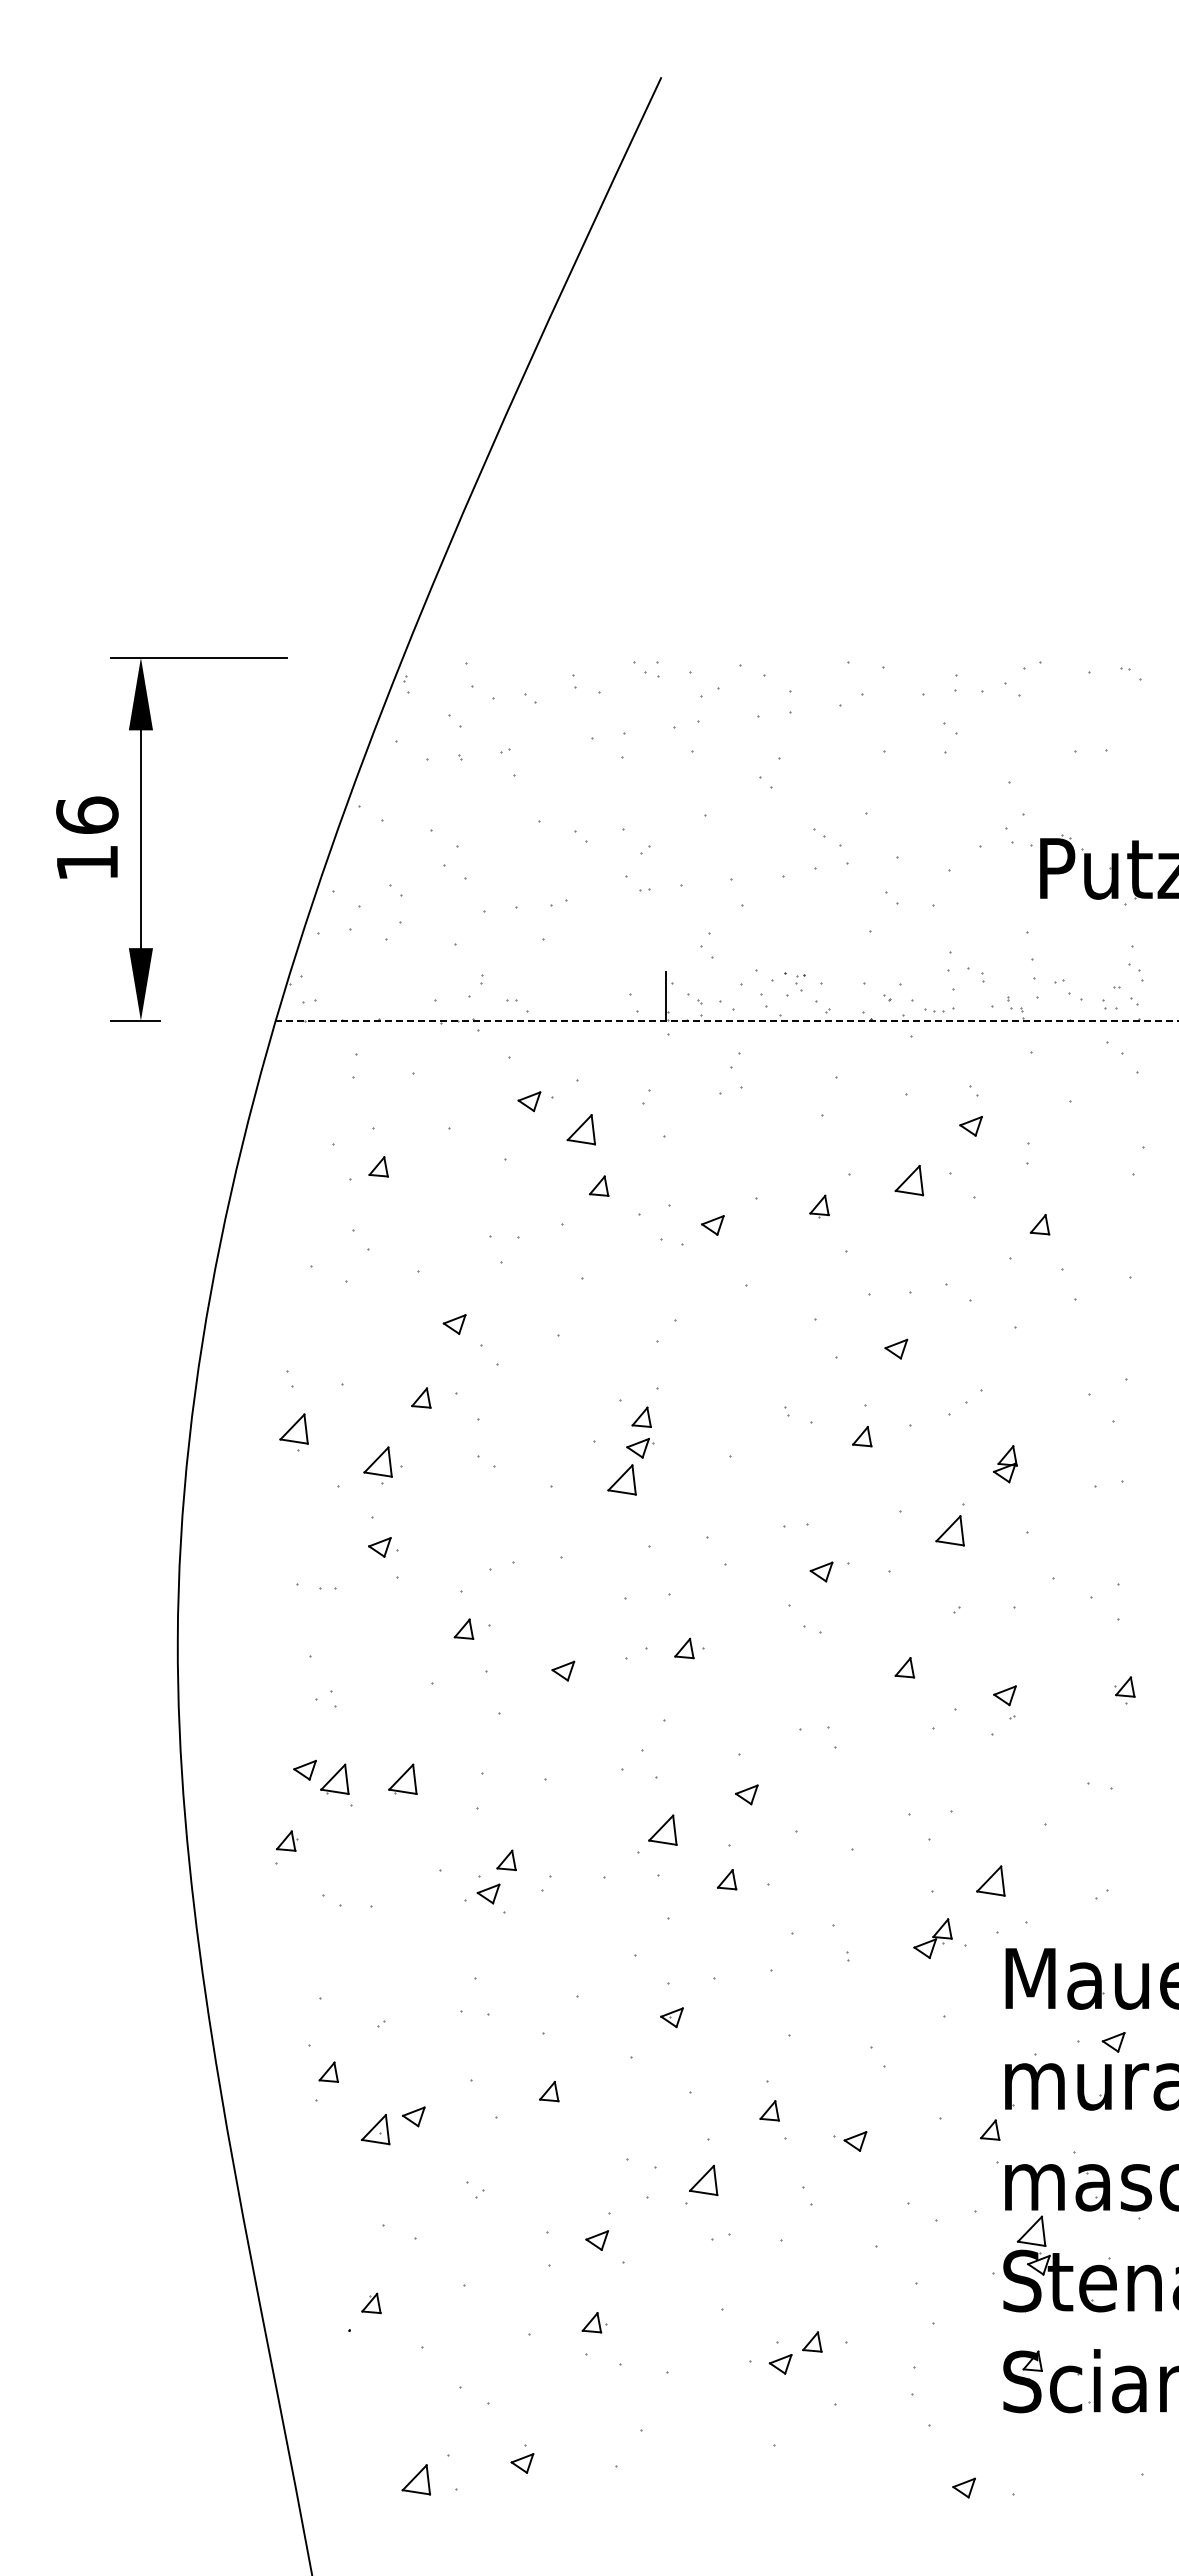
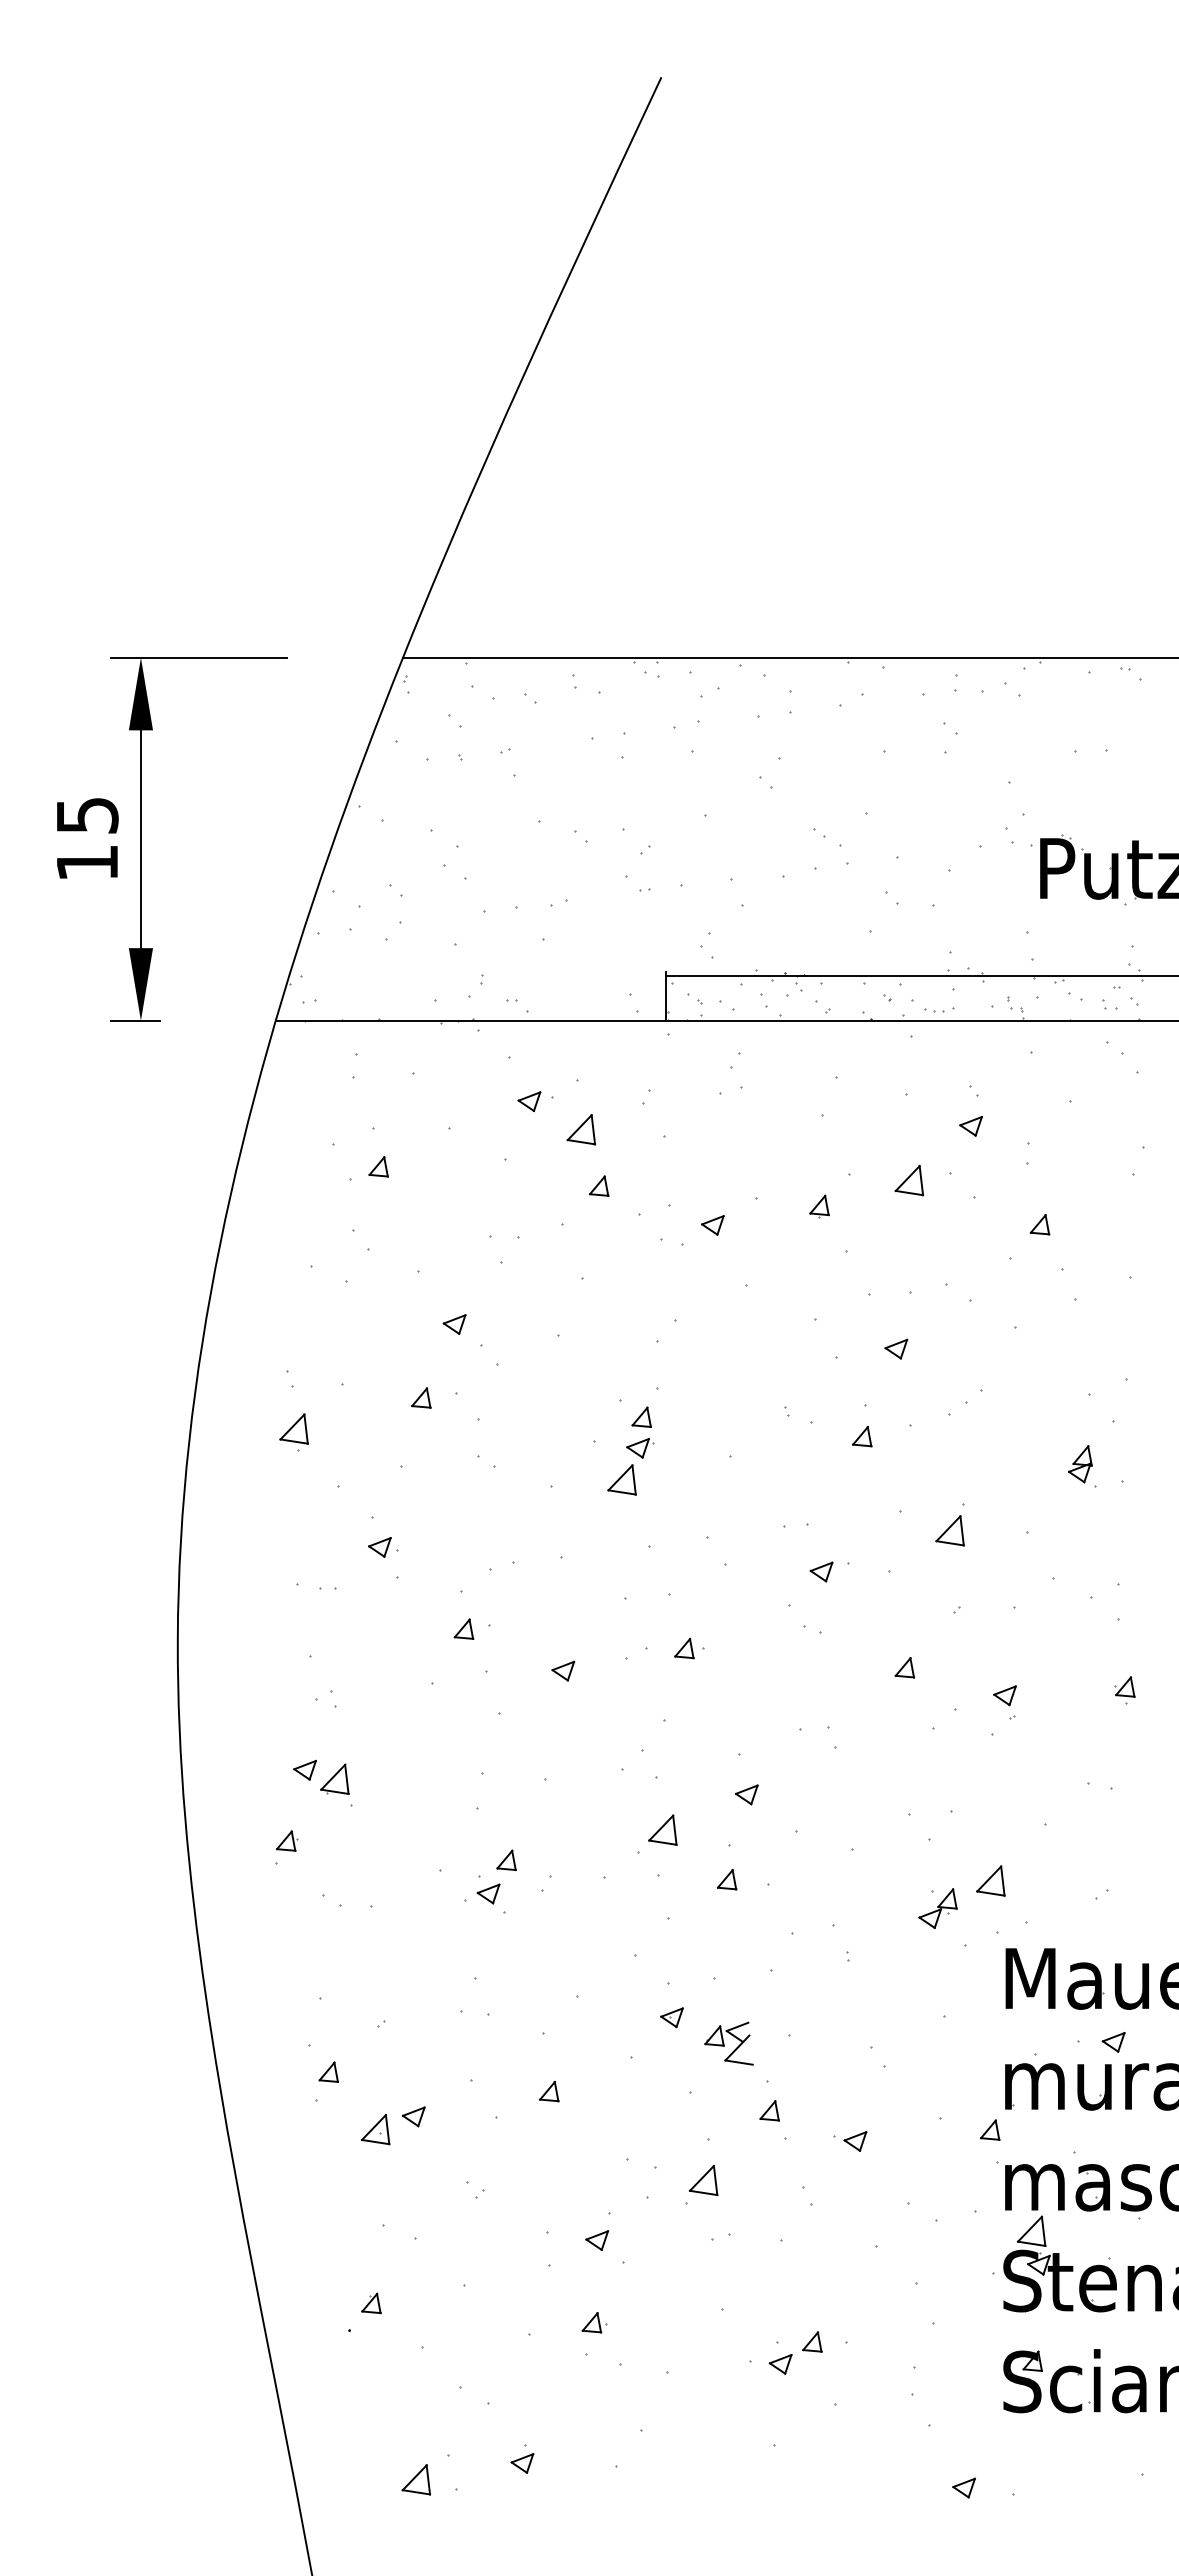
line: none -> present (788, 657)
text: 16 -> 15 (87, 814)
line: none -> present (920, 975)
line: dashed -> solid (726, 1020)
part position: (1005, 1464) -> (1080, 1464) (1080, 1464)
part: present -> none (377, 1465)
part: present -> none (402, 1778)
part position: (932, 1938) -> (937, 1908) (937, 1908)
part: none -> present (728, 2043)
